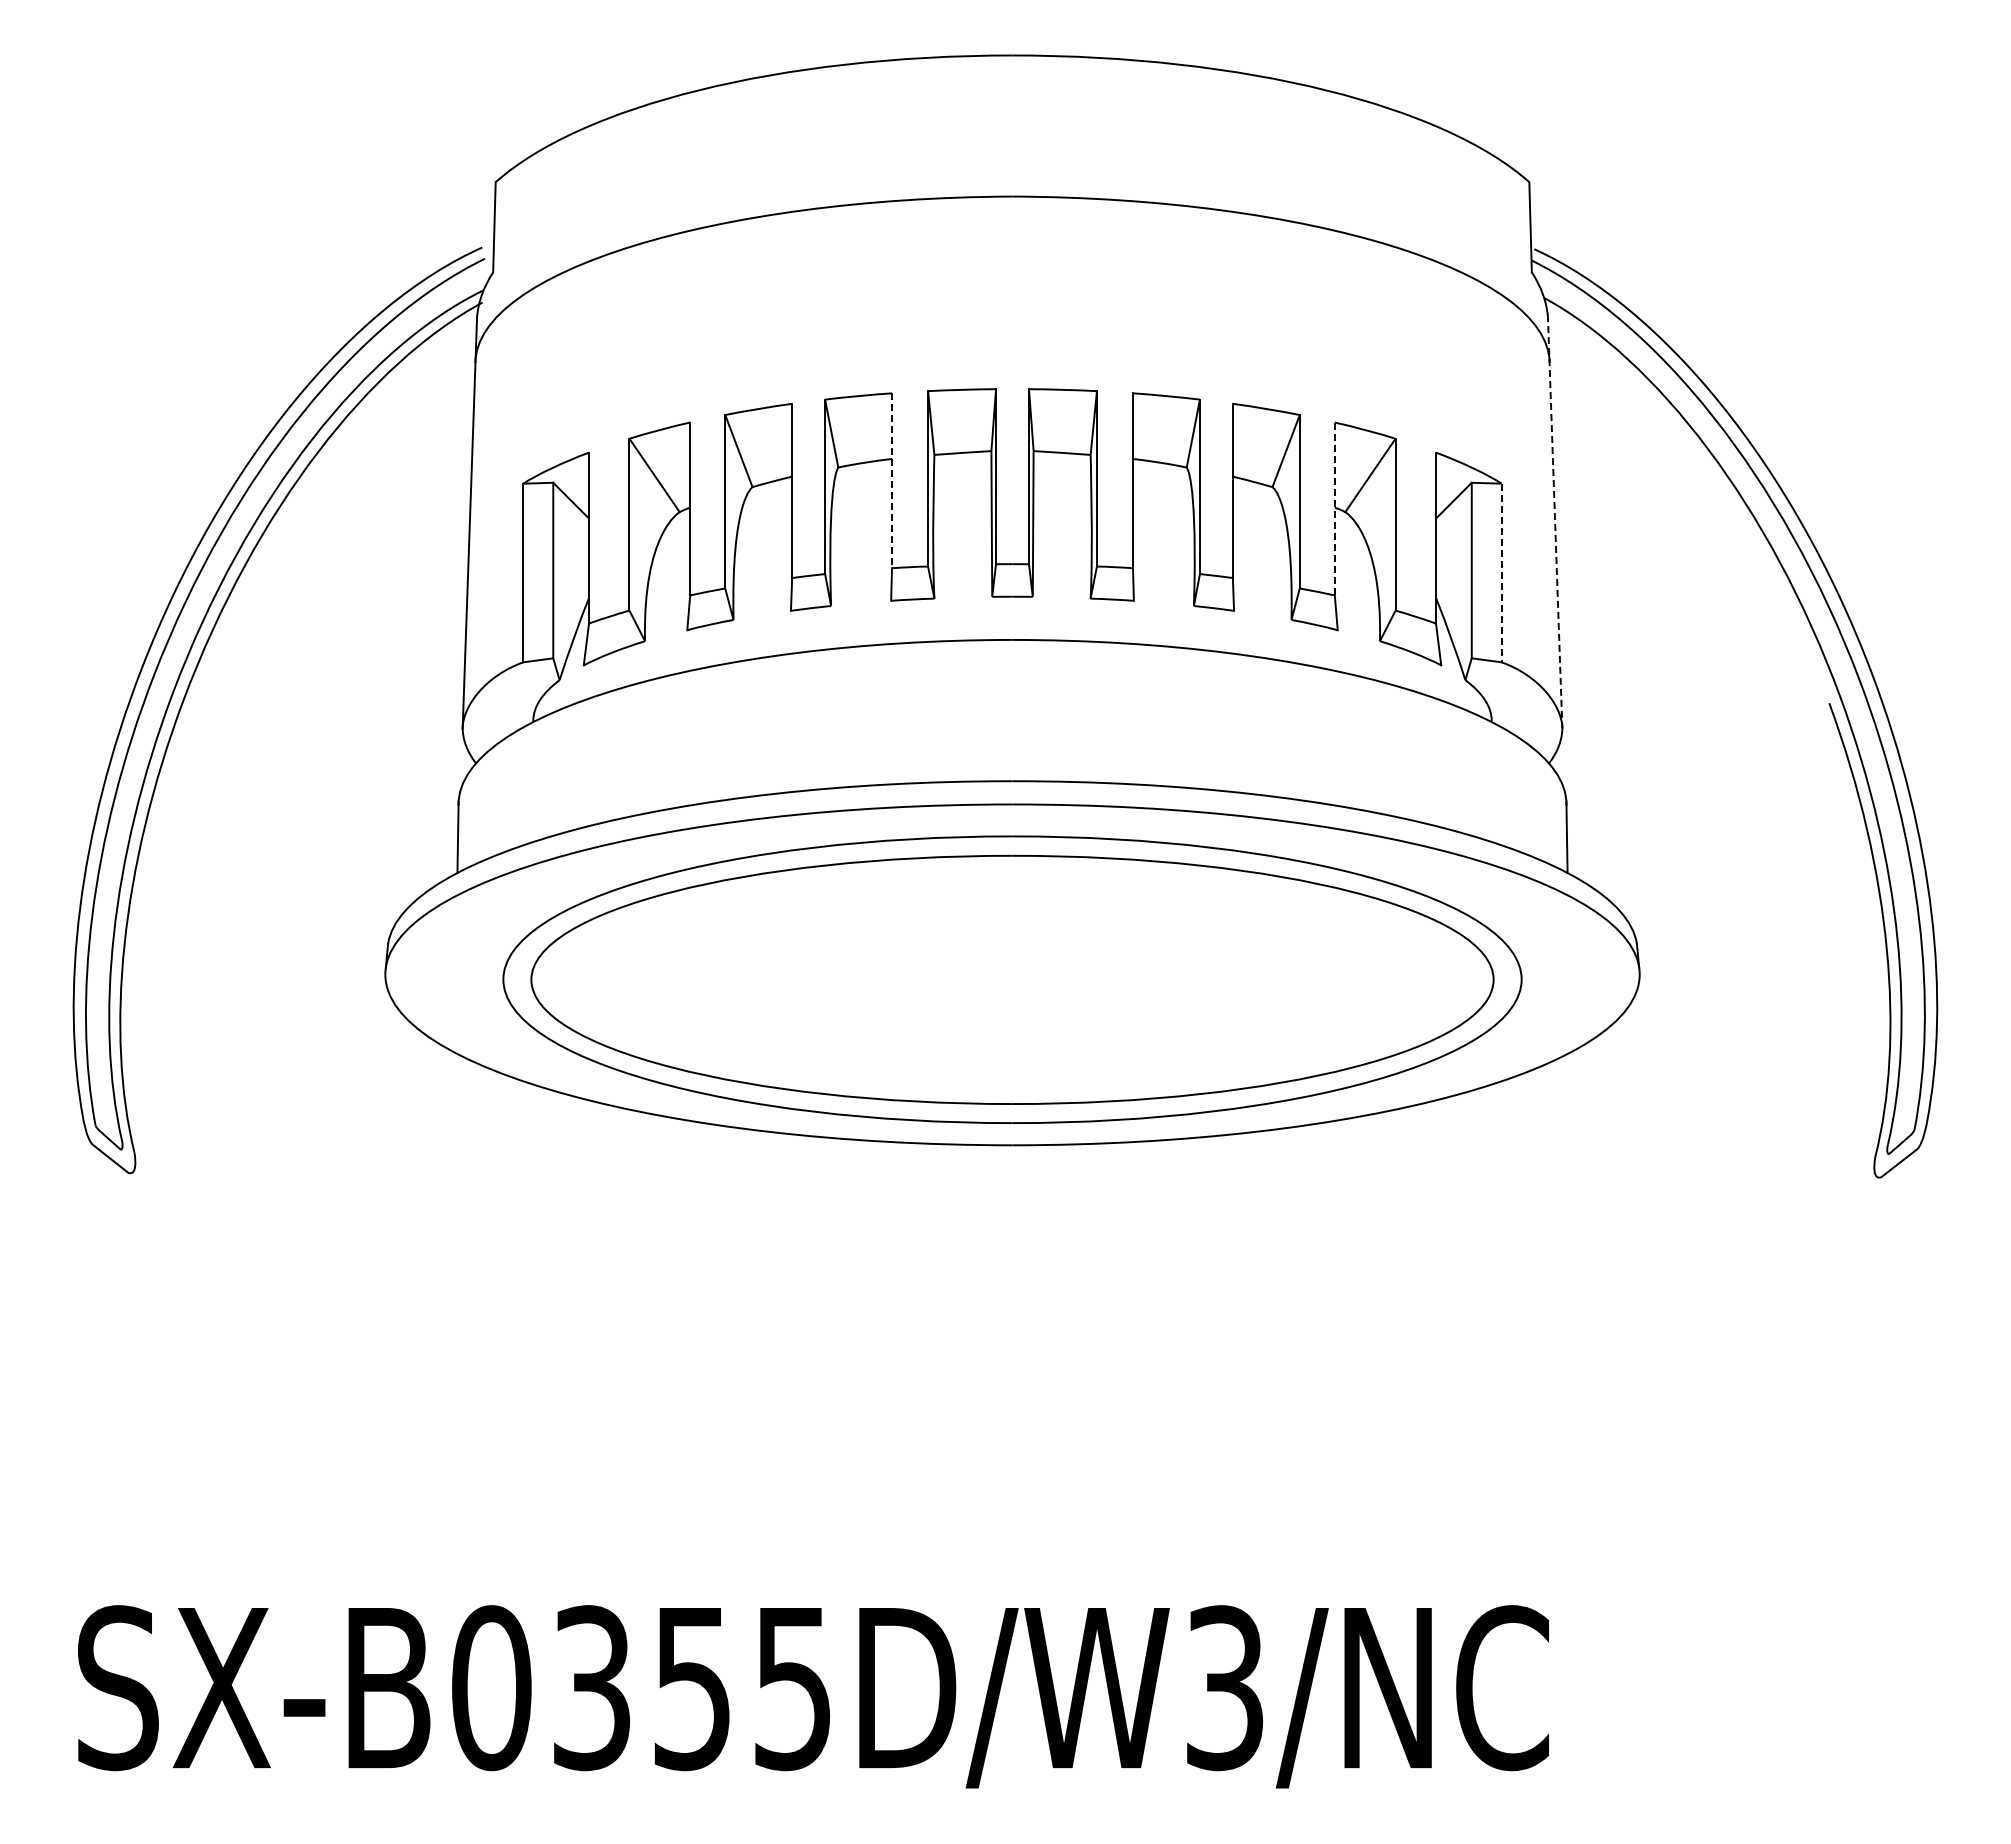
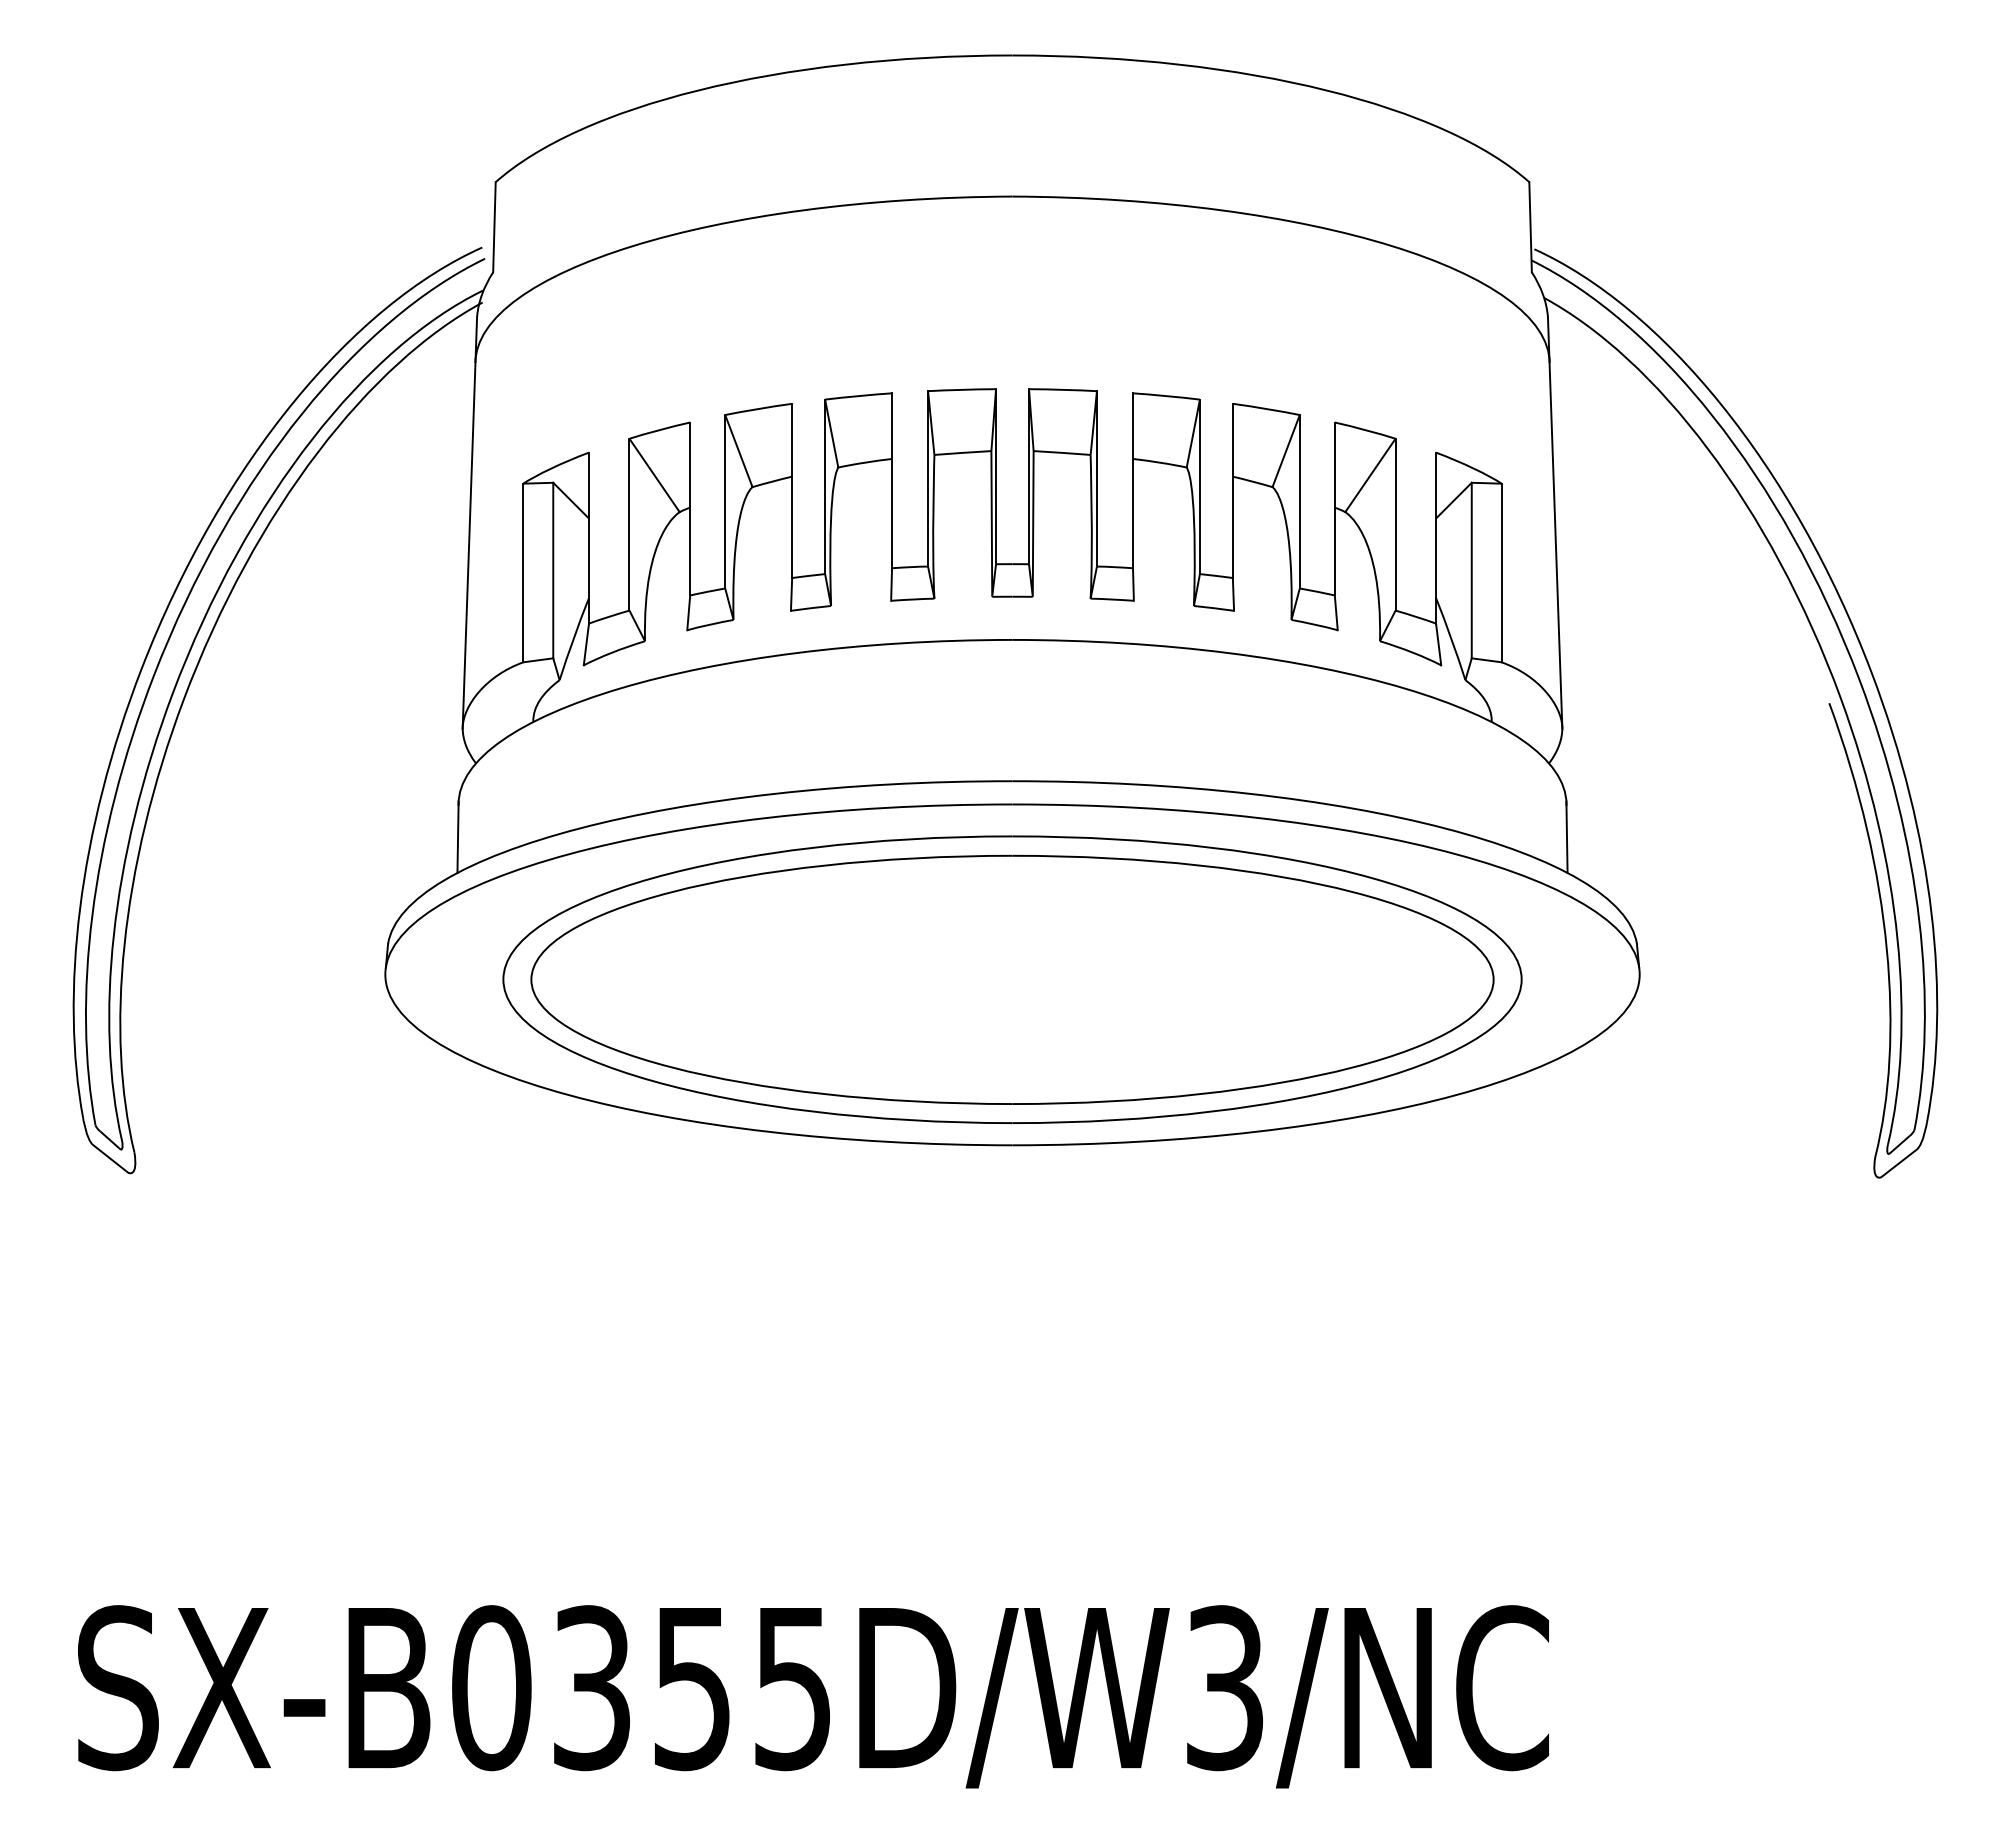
line: dashed -> solid (892, 481)
line: dashed -> solid (1334, 509)
line: dashed -> solid (1555, 523)
line: dashed -> solid (1501, 573)
